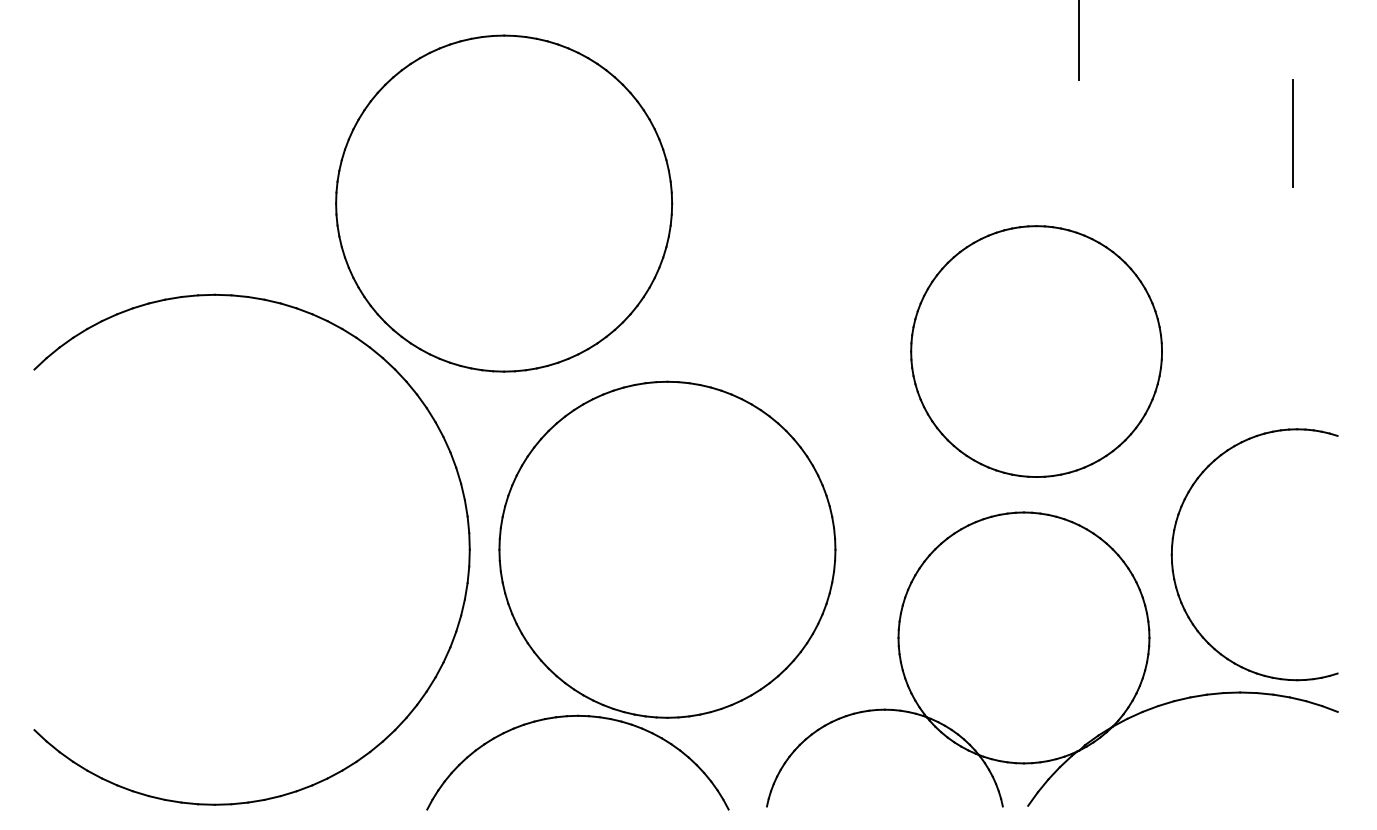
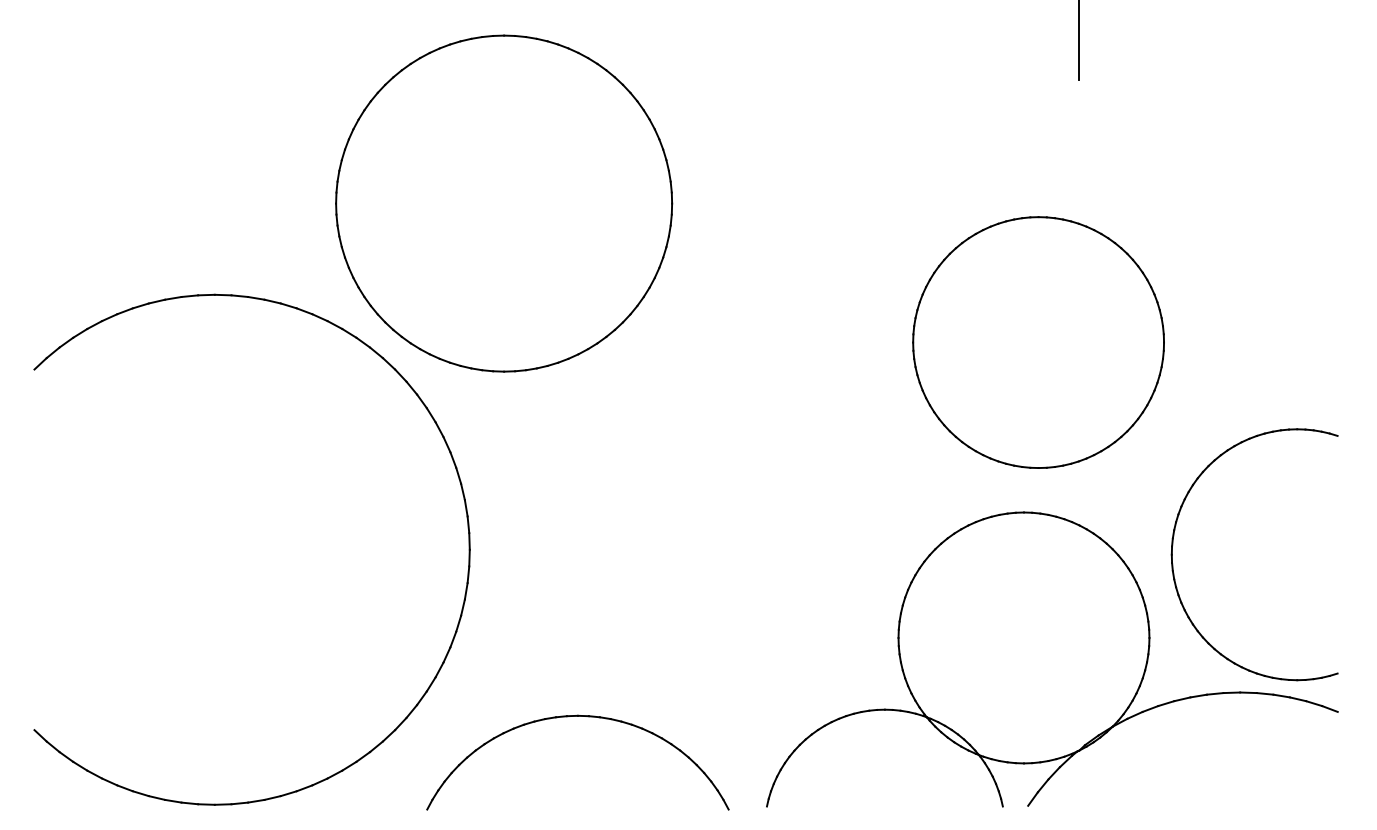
line: present -> none (1292, 133)
part position: (1036, 351) -> (1038, 342) (1038, 342)
part: present -> none (667, 549)
